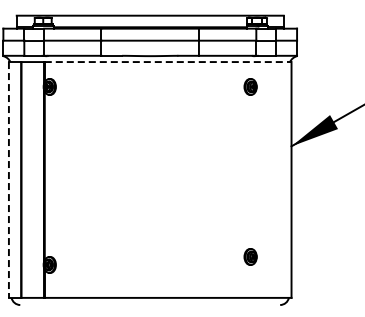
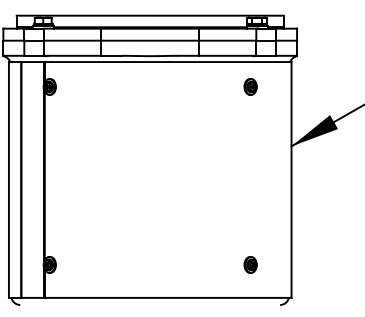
line: dashed -> solid (168, 62)
line: dashed -> solid (8, 179)
part position: (250, 256) -> (250, 264) (250, 264)
